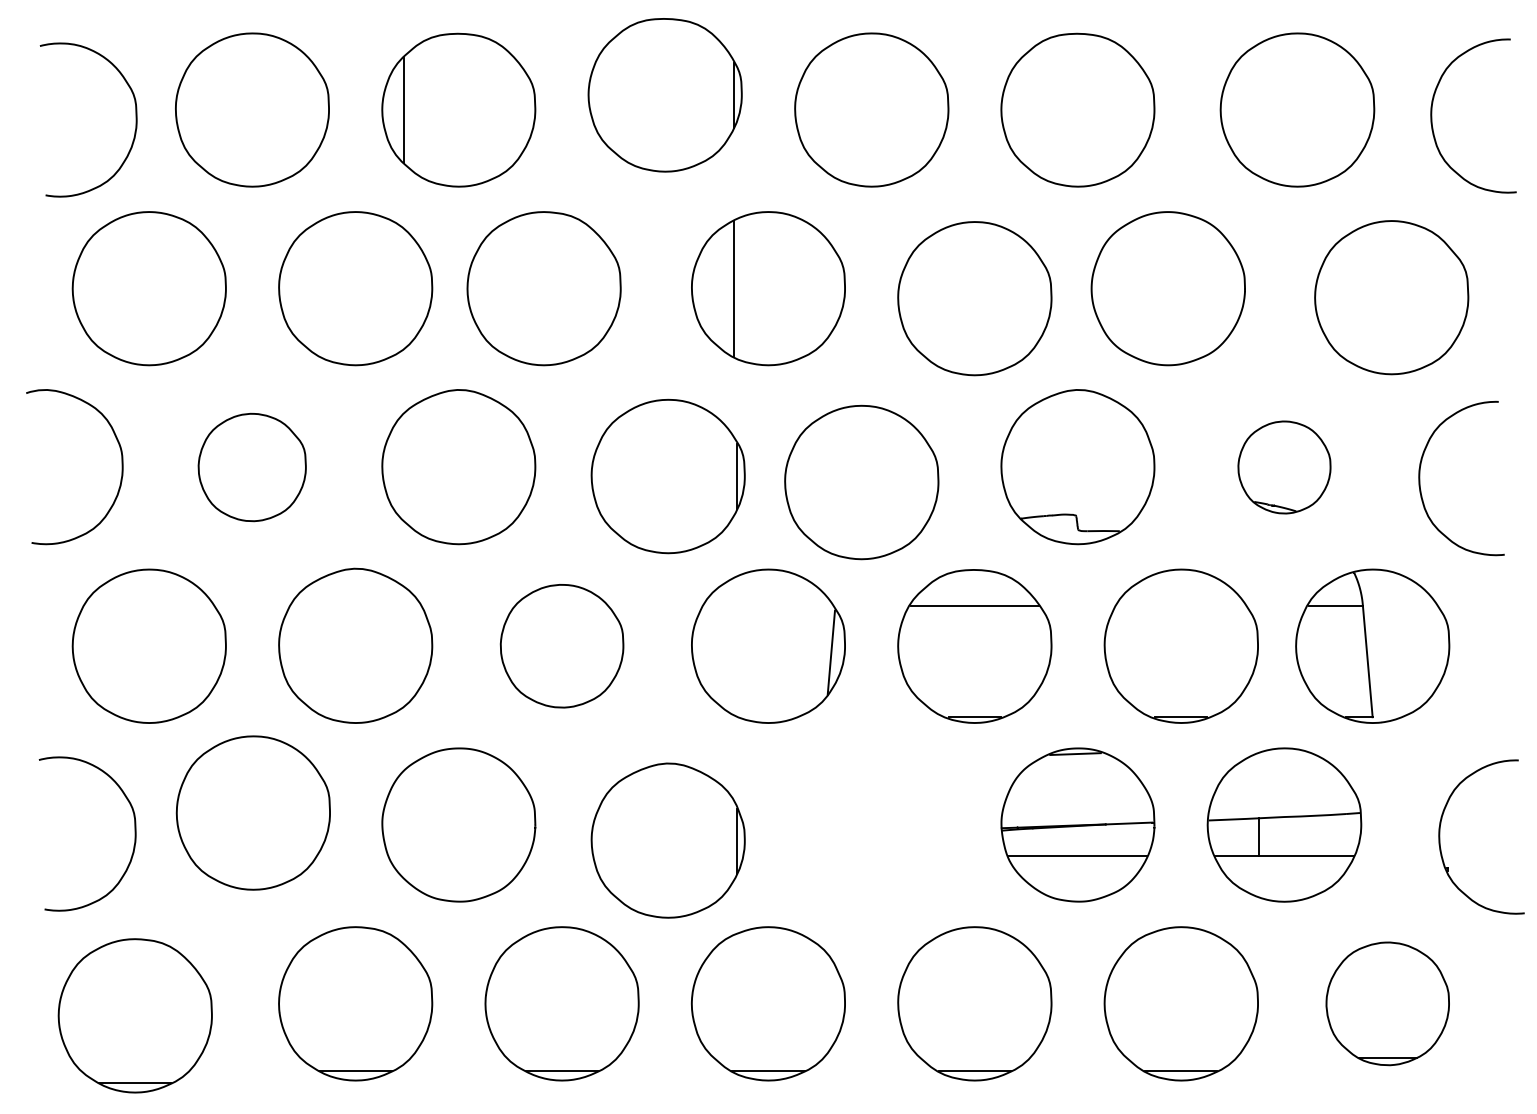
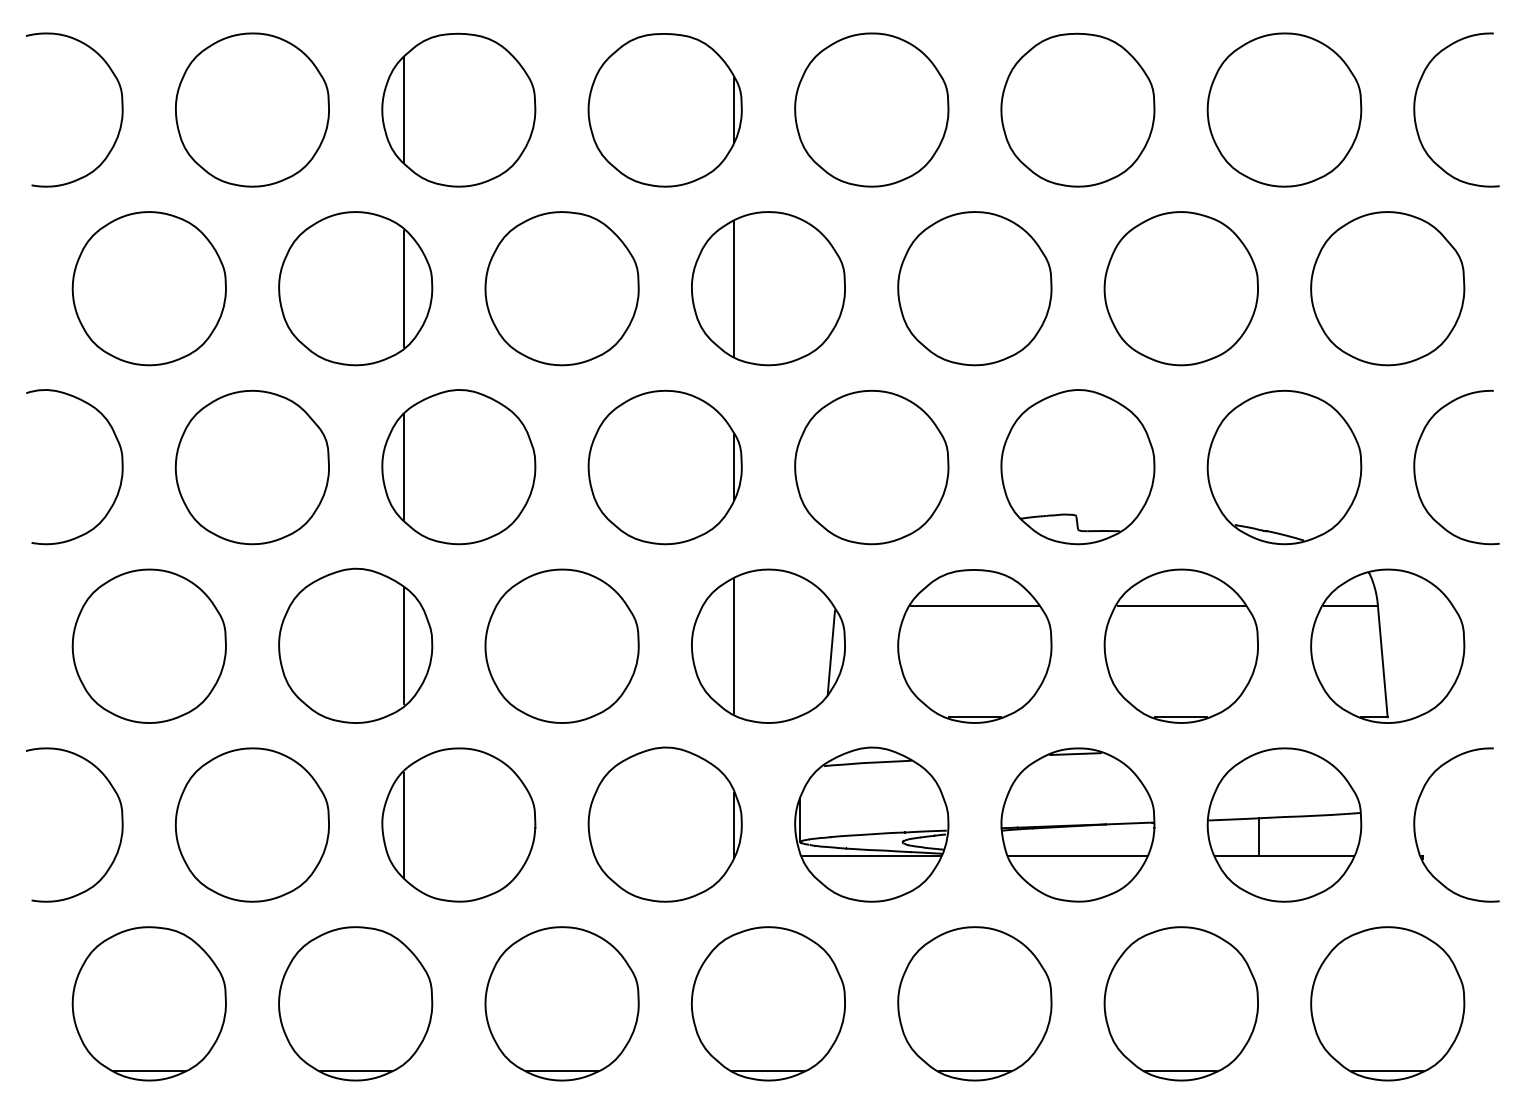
part position: (664, 95) -> (664, 110) (664, 110)
part position: (1297, 109) -> (1284, 109) (1284, 109)
curve position: (1432, 115) -> (1415, 109) (1415, 109)
curve position: (135, 119) -> (121, 109) (121, 109)
line: none -> present (403, 288)
part position: (543, 288) -> (561, 288) (561, 288)
part position: (1167, 288) -> (1180, 288) (1180, 288)
part position: (1391, 297) -> (1387, 288) (1387, 288)
part position: (974, 298) -> (974, 288) (974, 288)
part size: 110x111 px -> 156x157 px (251, 467)
line: none -> present (403, 467)
part size: 95x95 px -> 157x157 px (1284, 467)
part position: (667, 476) -> (664, 467) (664, 467)
curve position: (1420, 478) -> (1415, 467) (1415, 467)
part position: (861, 482) -> (871, 467) (871, 467)
line: none -> present (1180, 606)
line: none -> present (733, 645)
part position: (1372, 645) -> (1387, 645) (1387, 645)
line: none -> present (403, 646)
part size: 126x125 px -> 156x156 px (561, 645)
part position: (252, 812) -> (251, 824) (251, 824)
line: none -> present (403, 824)
part: none -> present (871, 824)
curve position: (134, 833) -> (121, 824) (121, 824)
part position: (1440, 836) -> (1415, 824) (1415, 824)
part position: (667, 840) -> (664, 824) (664, 824)
part size: 125x126 px -> 156x156 px (1387, 1003)
part position: (134, 1015) -> (148, 1003) (148, 1003)
